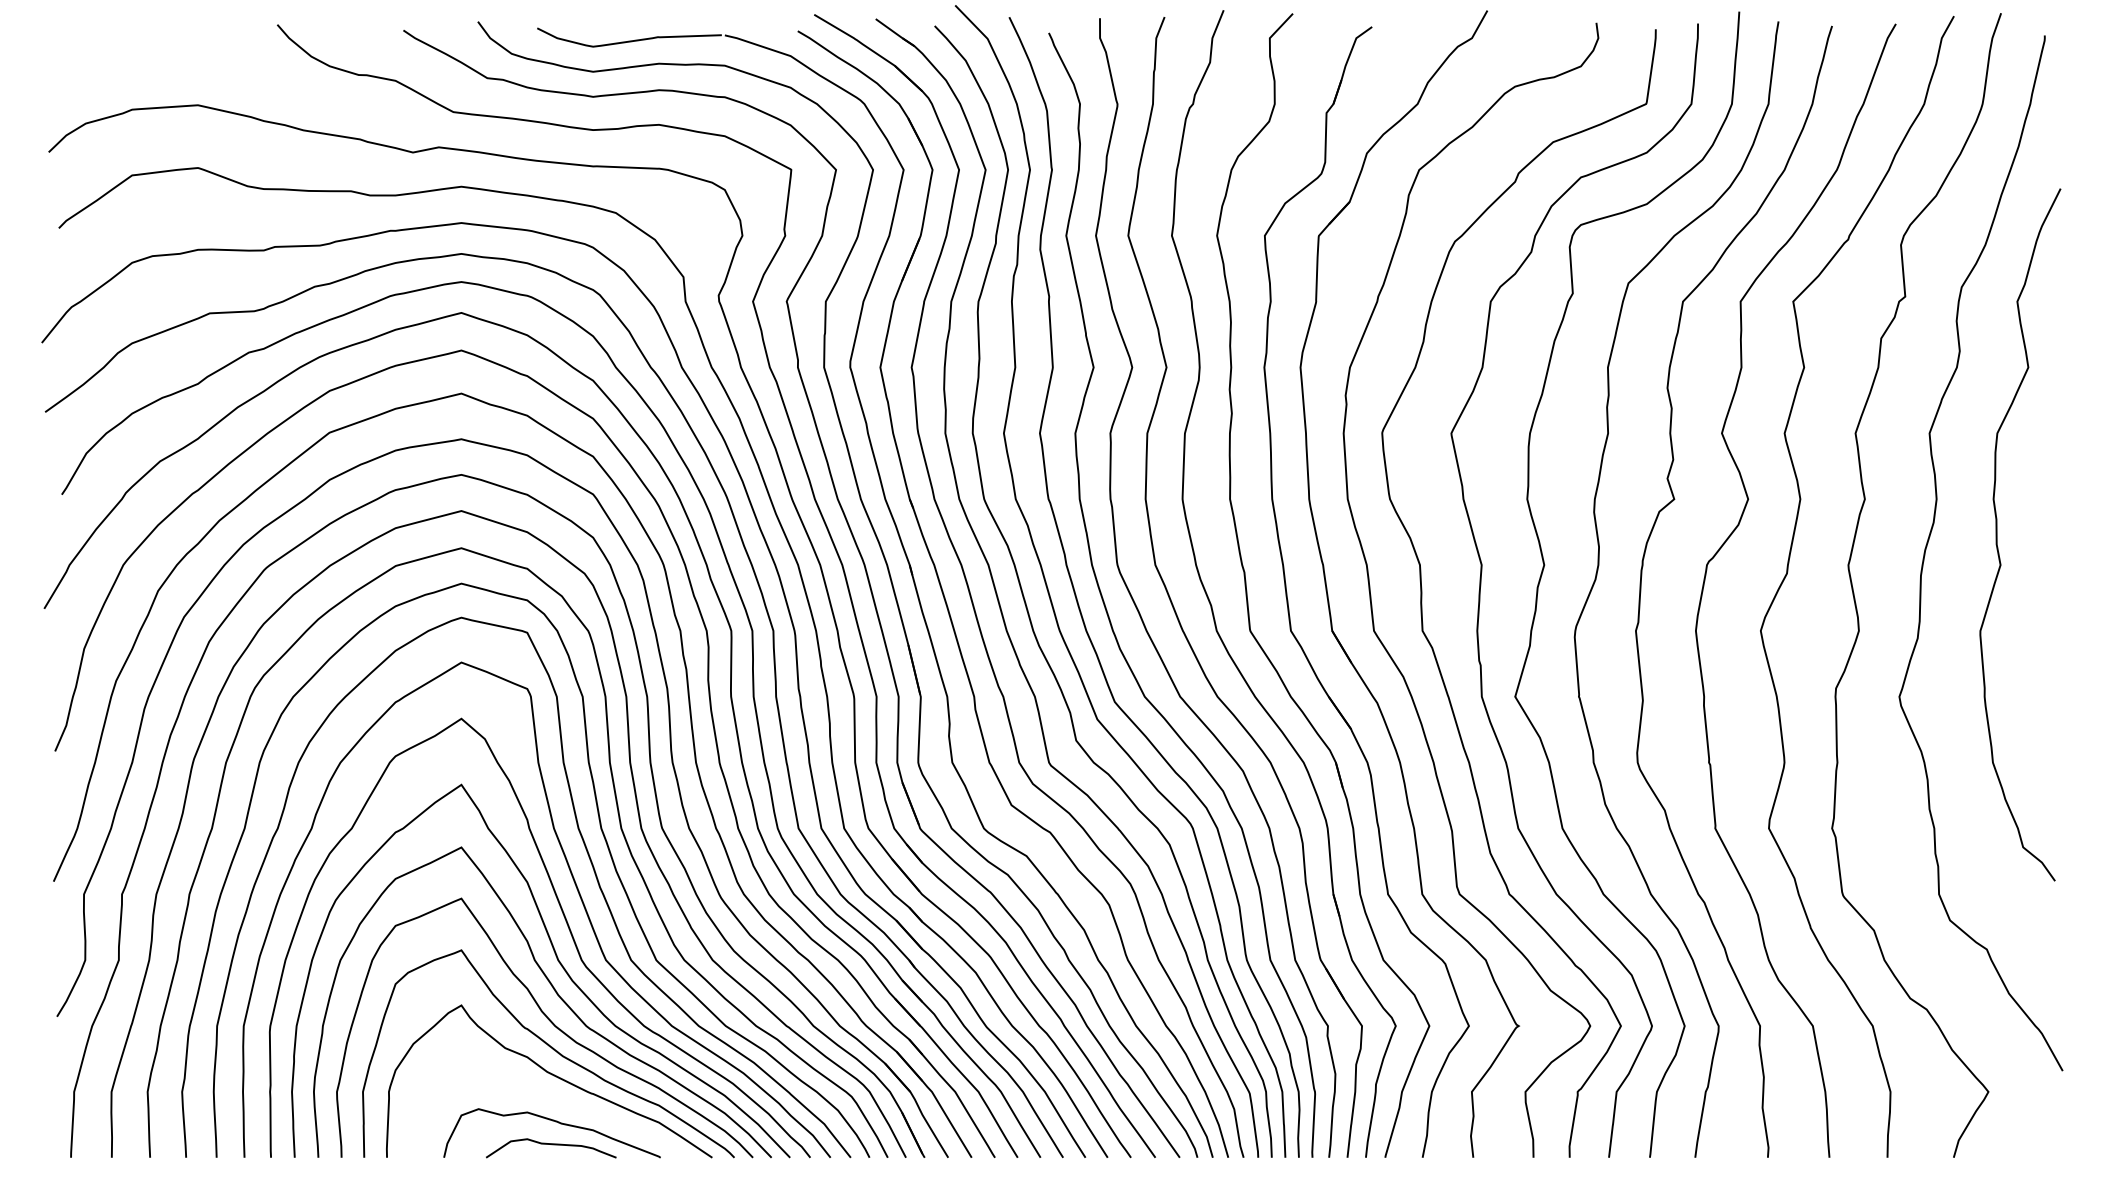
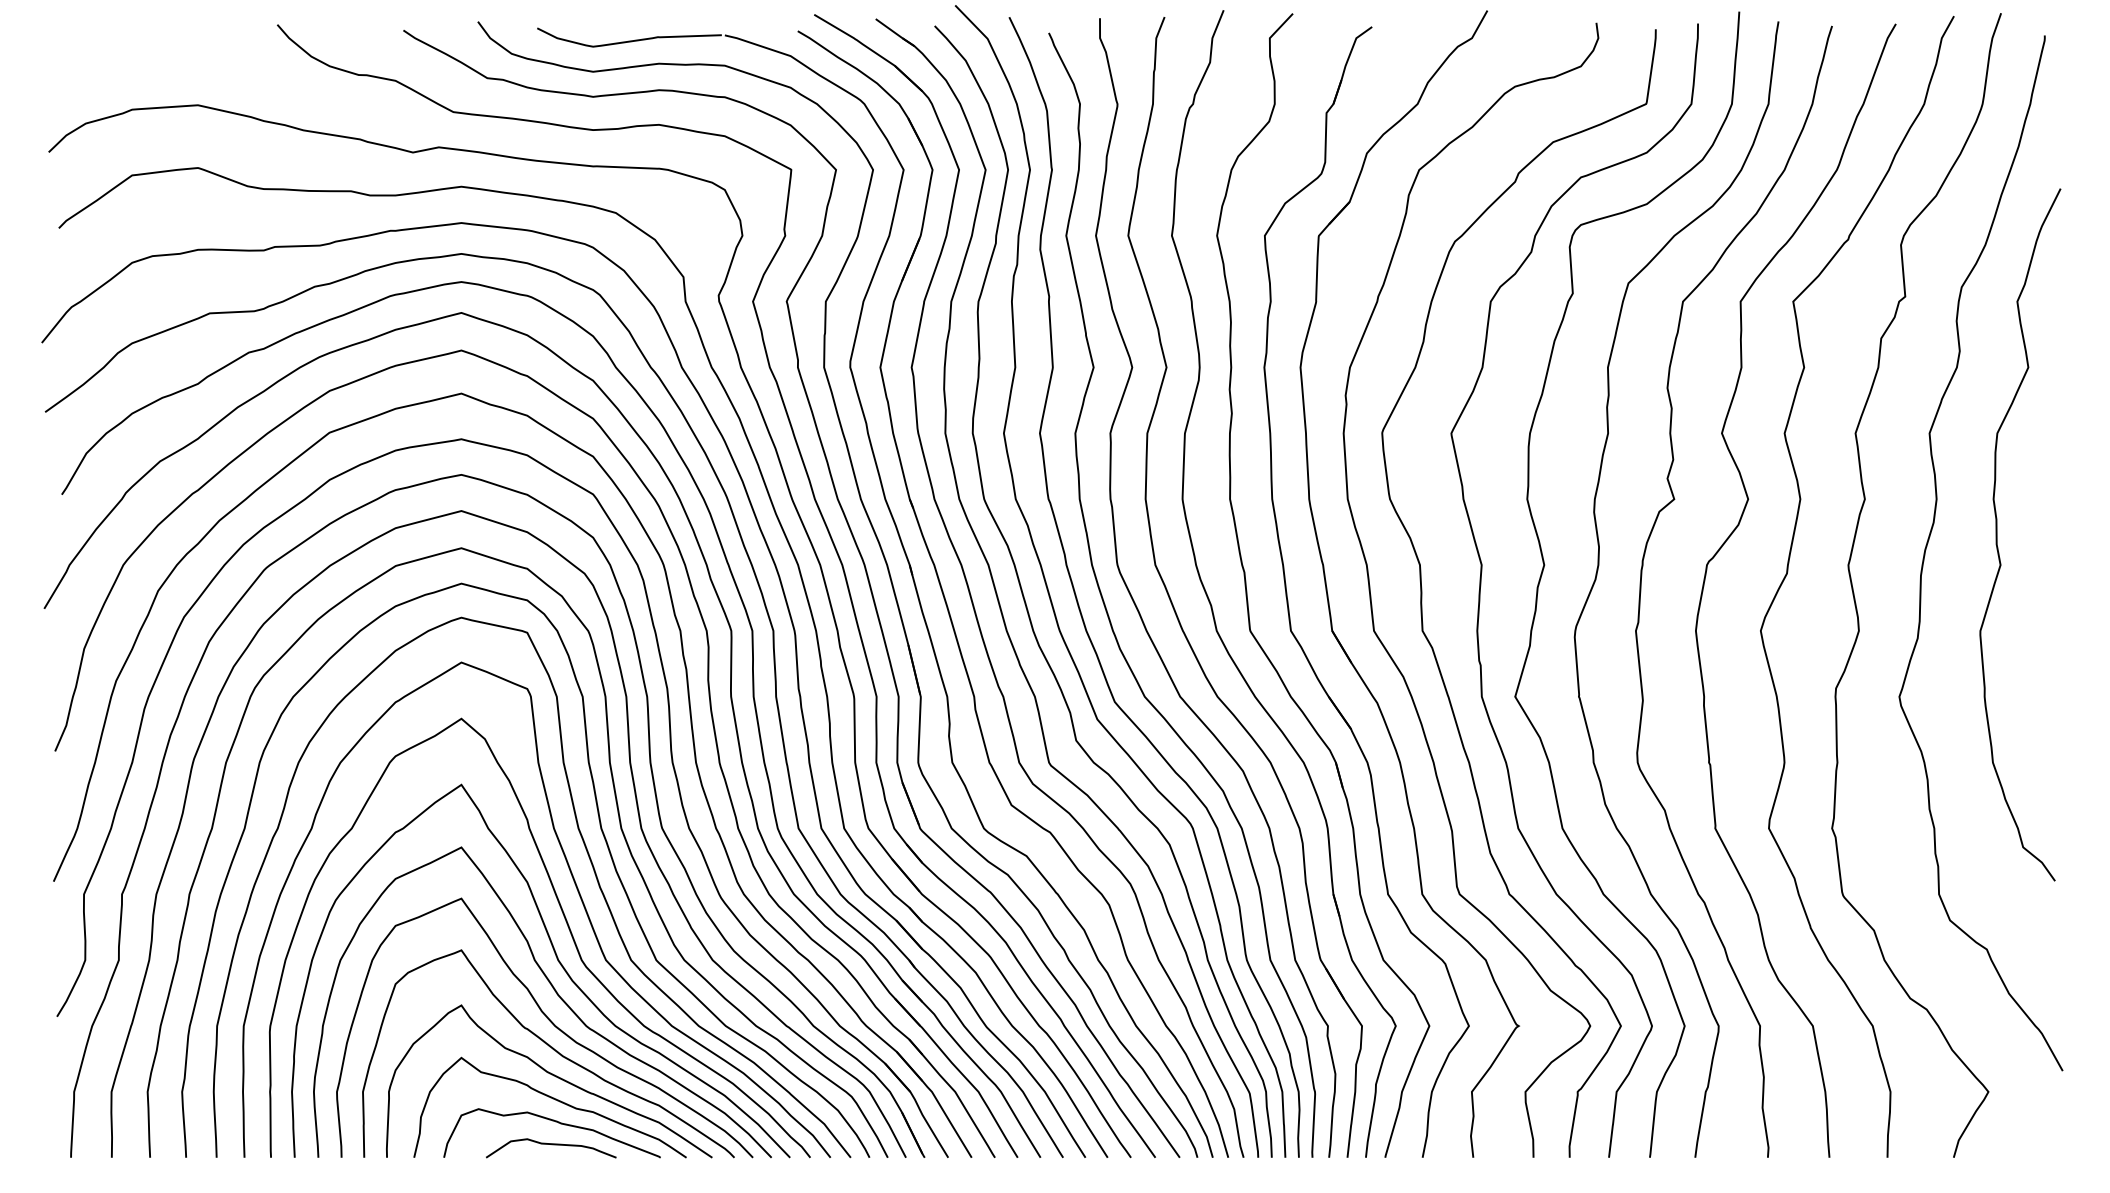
curve: none -> present (553, 1099)
